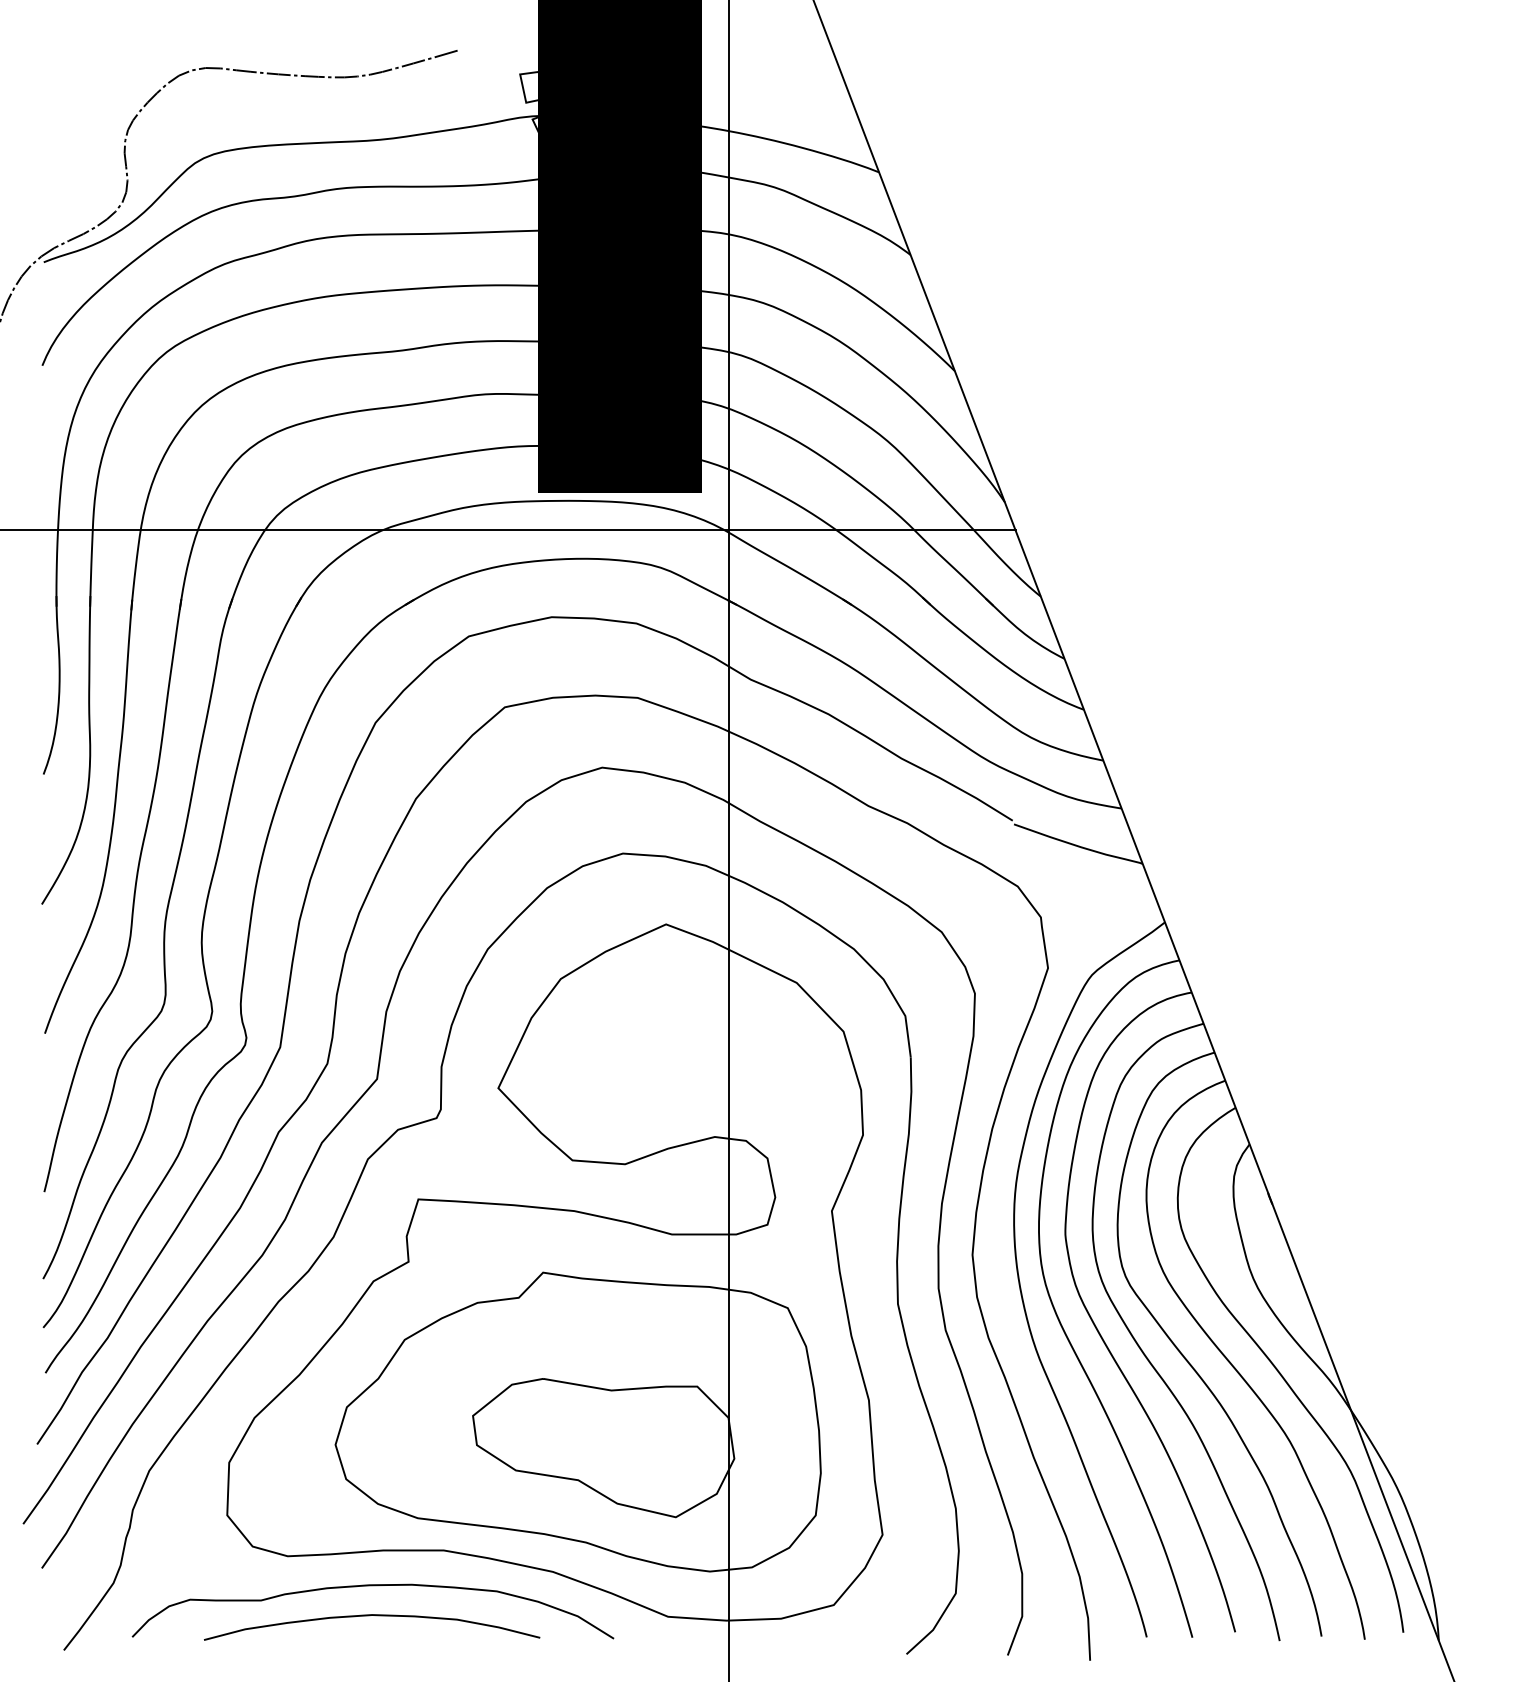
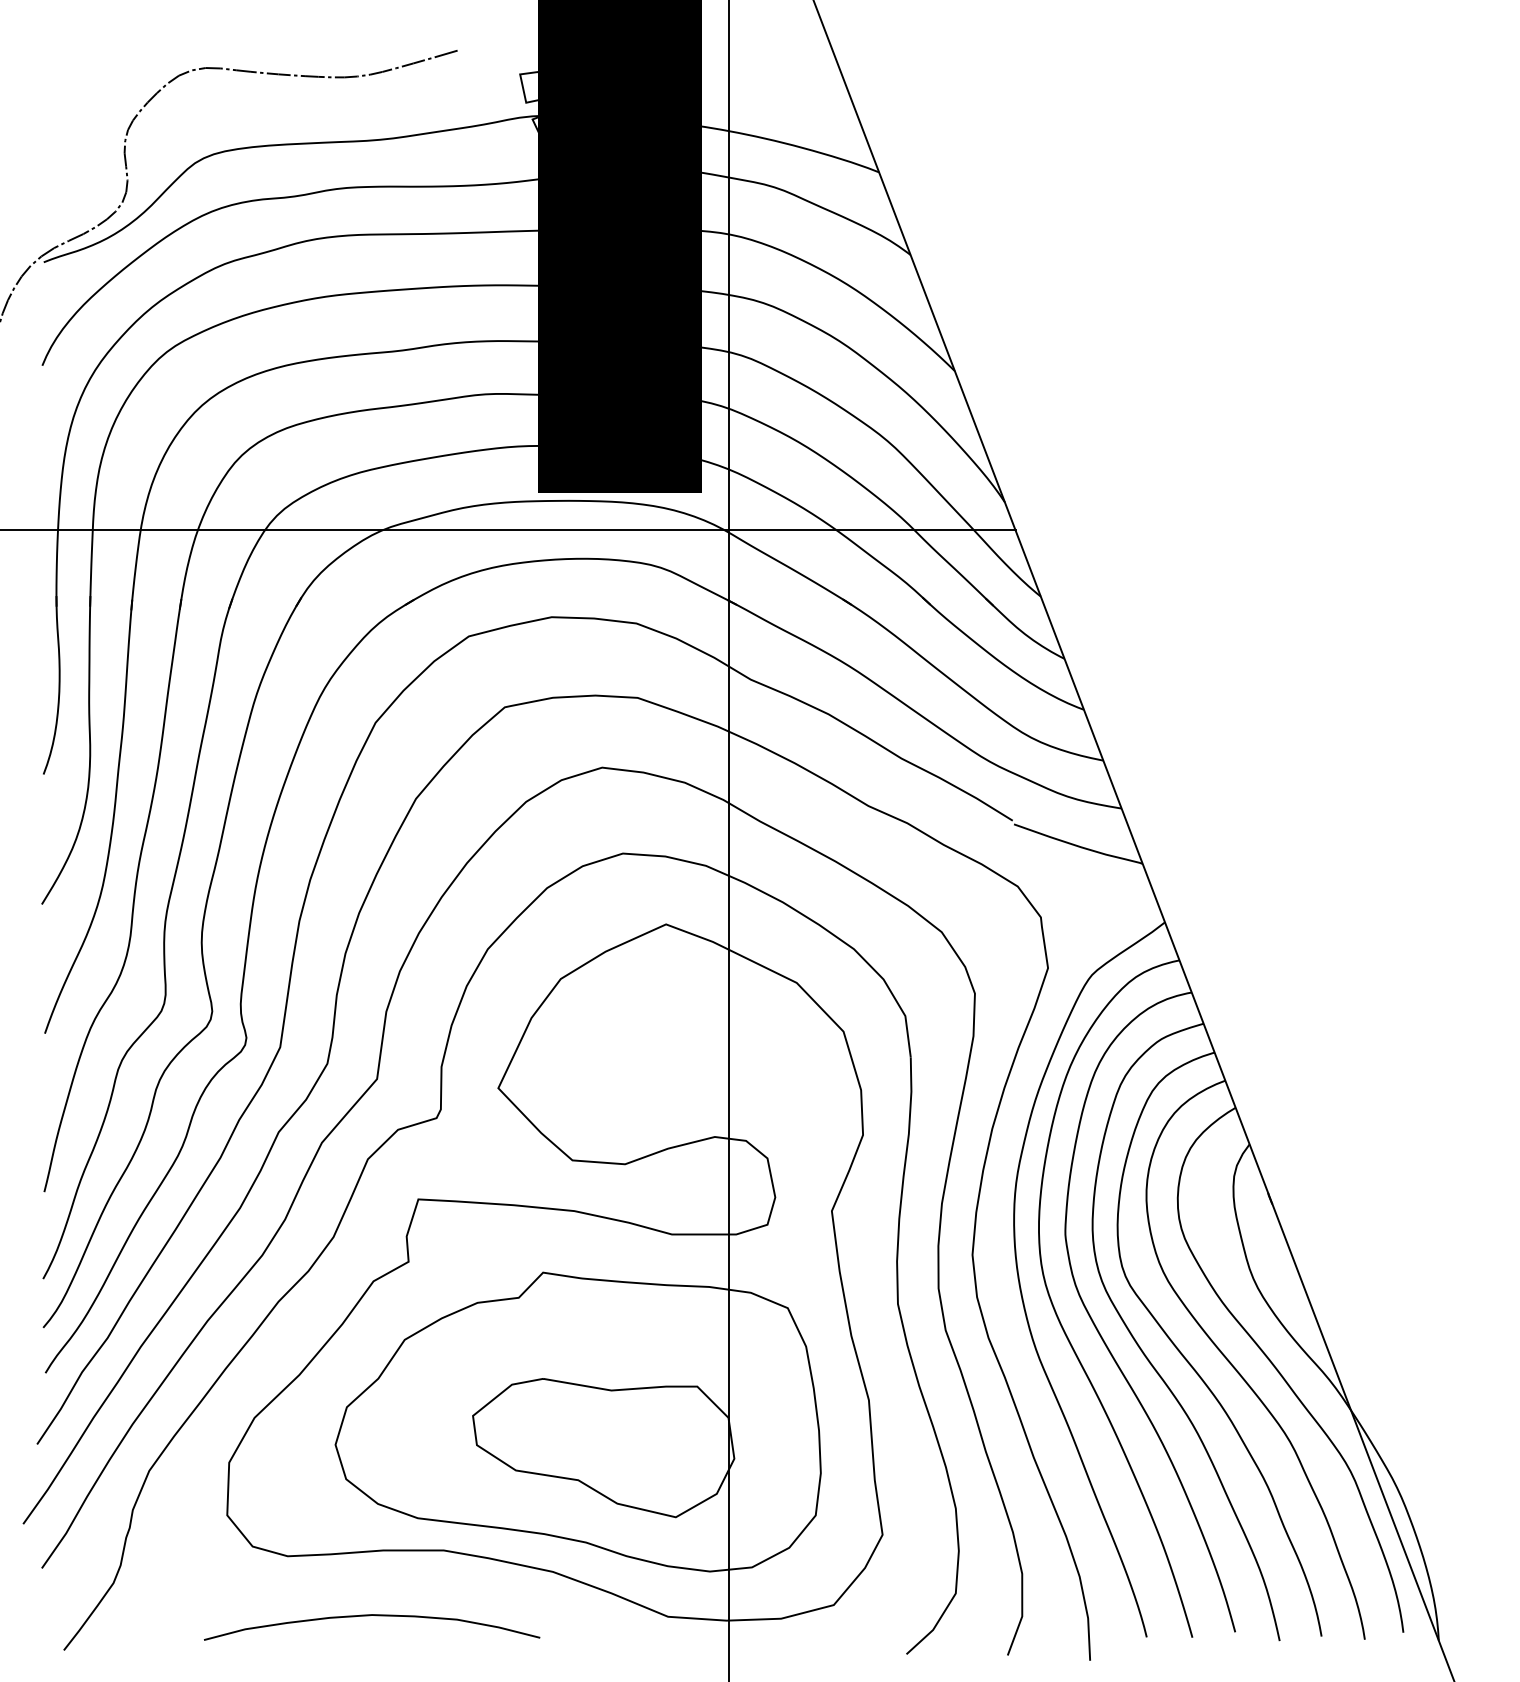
curve: present -> none (372, 1586)
